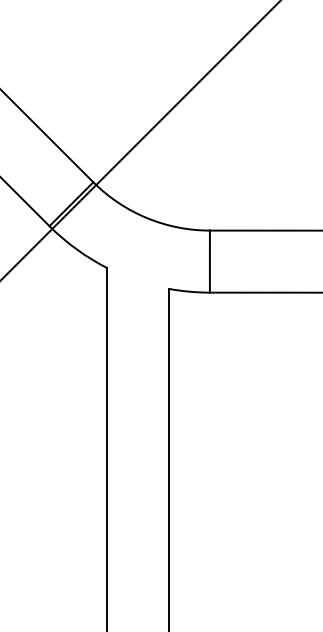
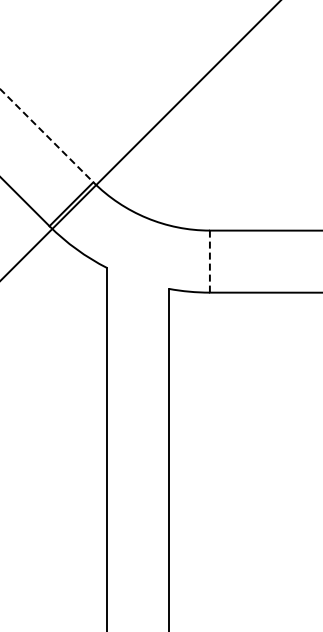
line: solid -> dashed (46, 135)
line: solid -> dashed (209, 262)
